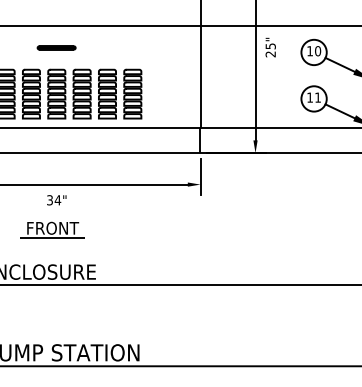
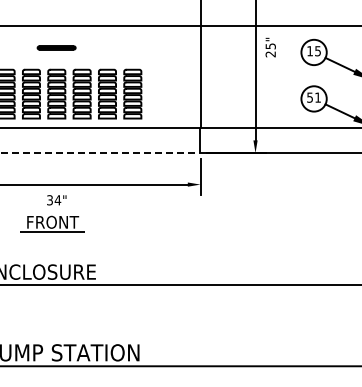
text: 10 -> 15 (318, 51)
text: 11 -> 51 (309, 97)
line: solid -> dashed (100, 153)
part position: (52, 229) -> (52, 223) (52, 223)
